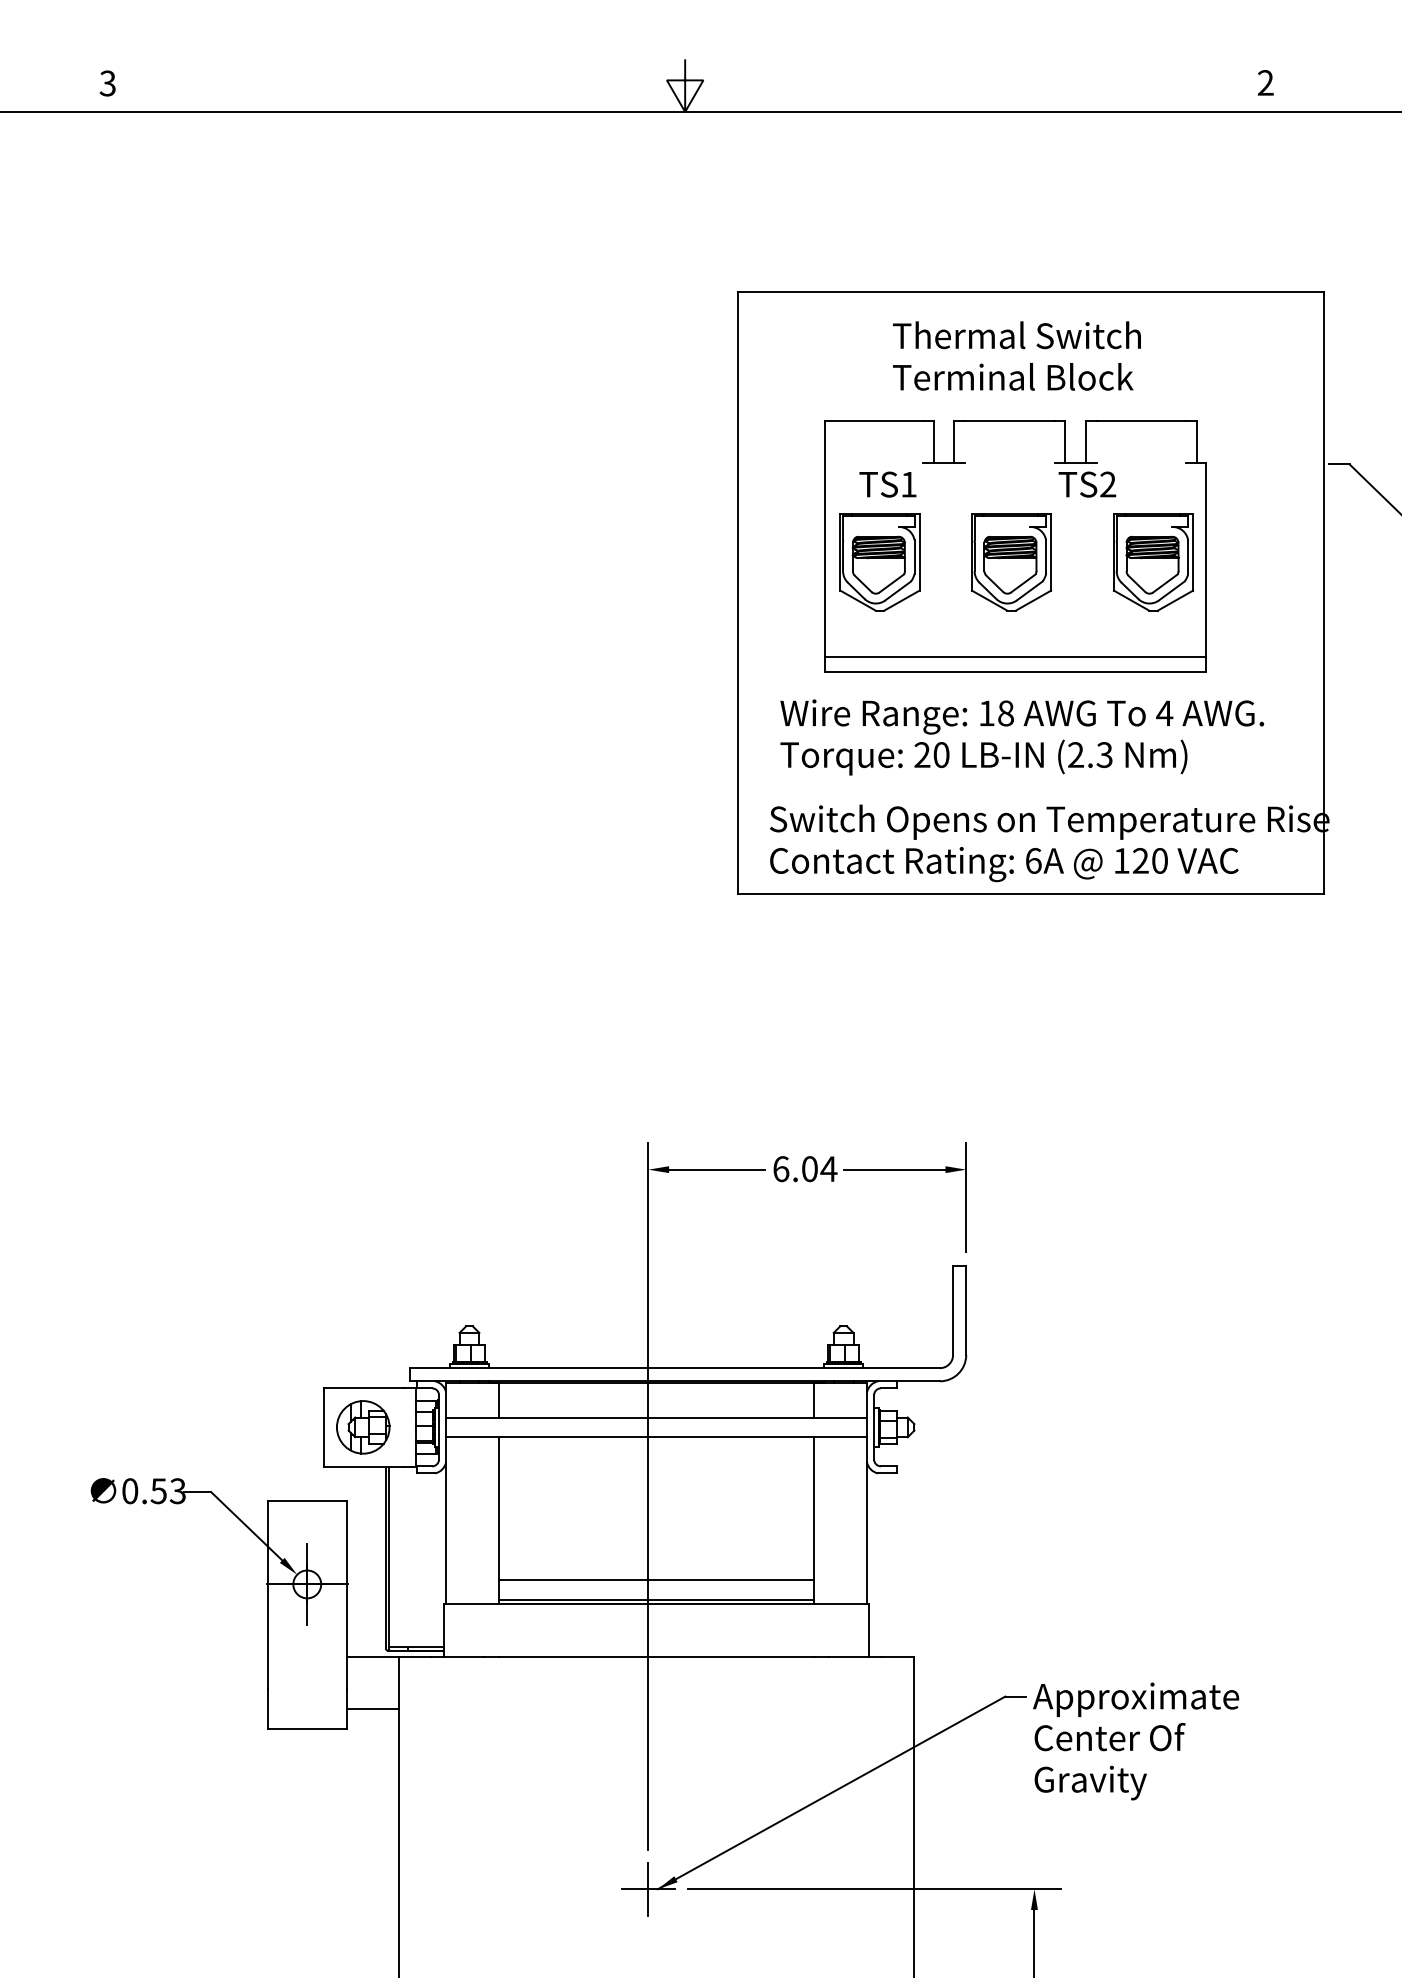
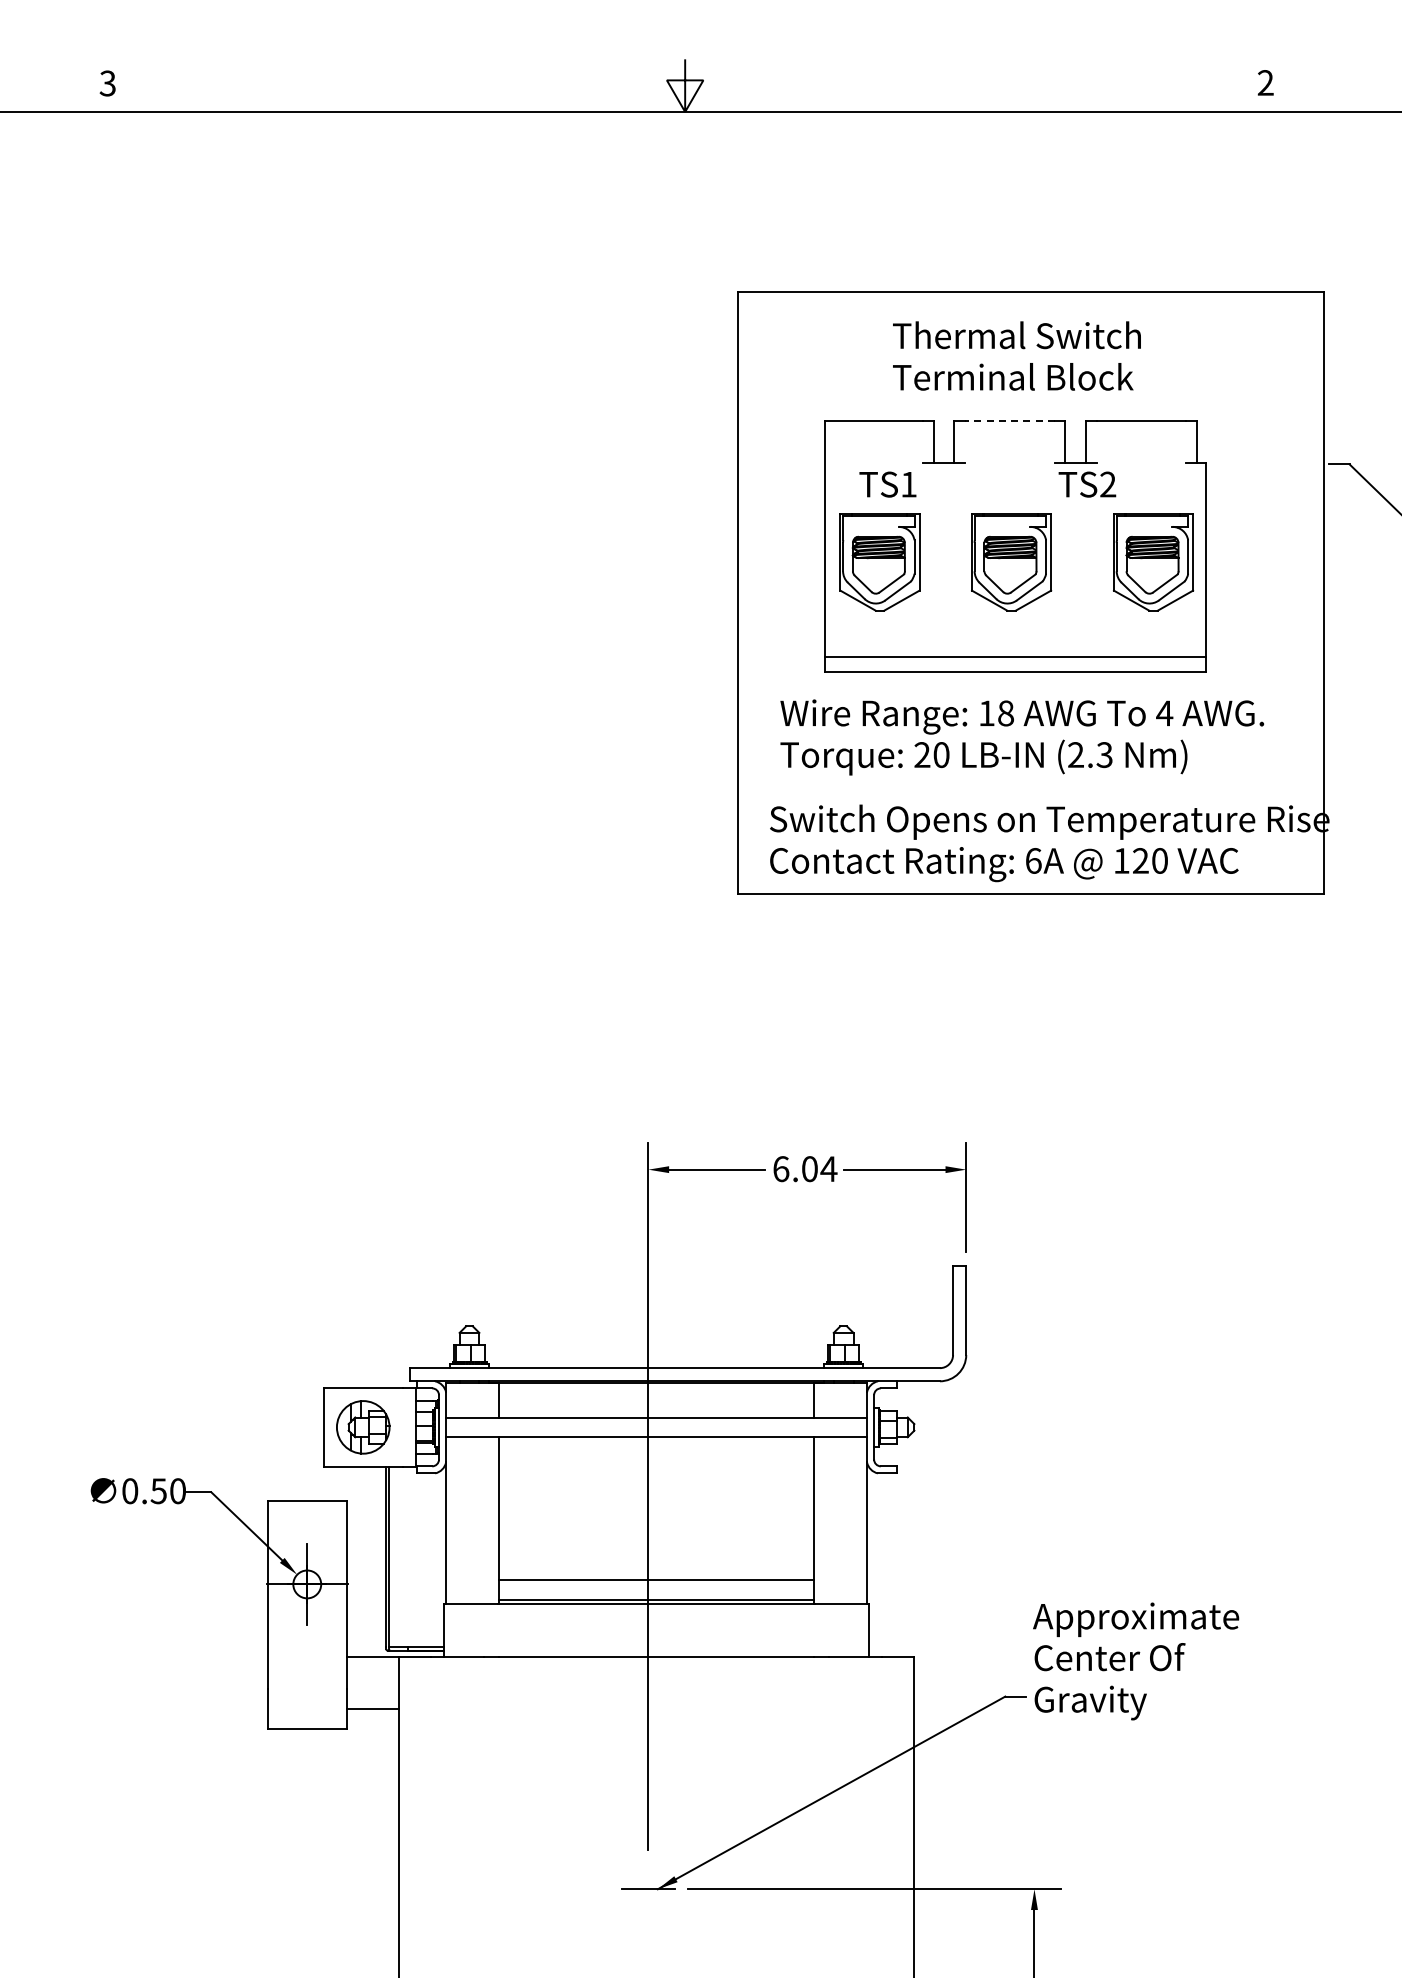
line: solid -> dashed (1009, 421)
text: 0.53 -> 0.50 (177, 1491)
text position: (1136, 1741) -> (1136, 1661) (1136, 1661)
line: present -> none (648, 1888)
